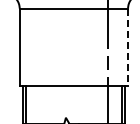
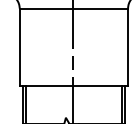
line: dashed -> solid (128, 47)
line position: (108, 61) -> (73, 61) (73, 61)
